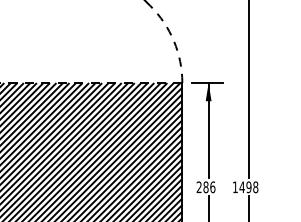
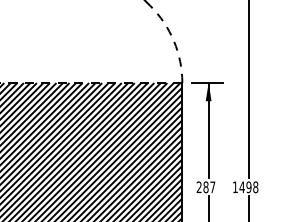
text: 286 -> 287 (212, 187)
